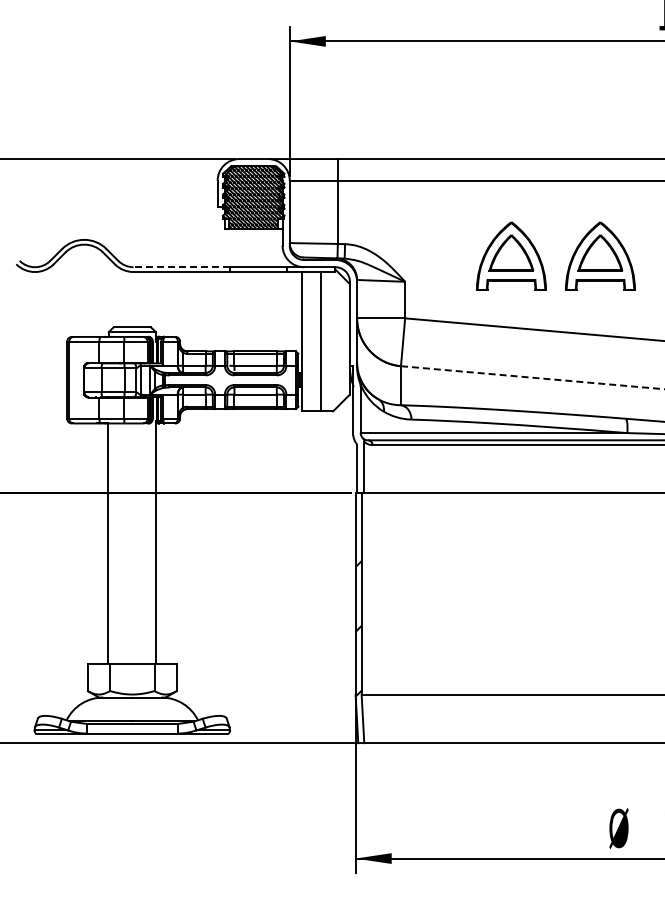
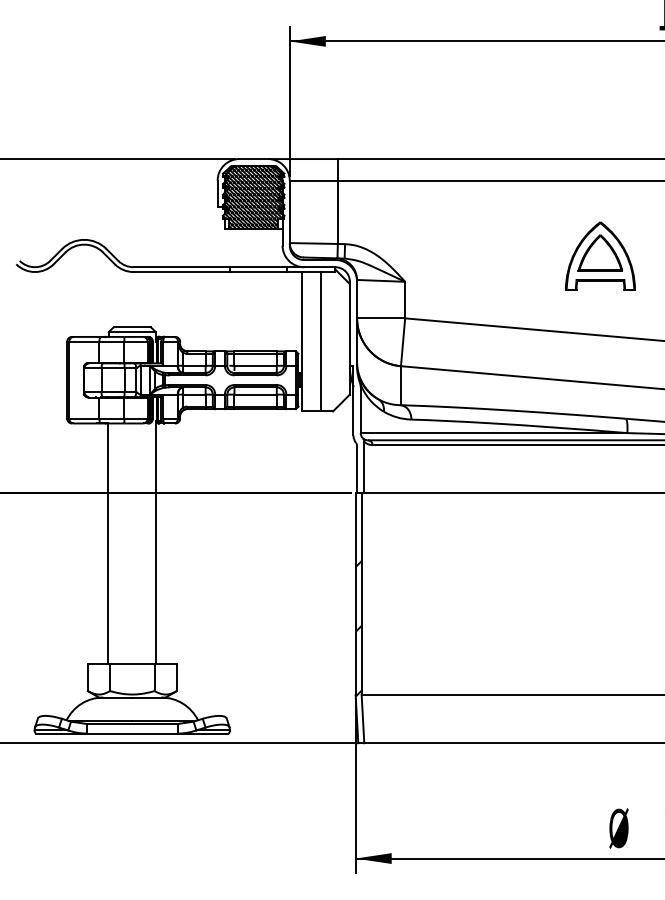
part: present -> none (511, 255)
line: dashed -> solid (181, 267)
line: dashed -> solid (533, 377)
